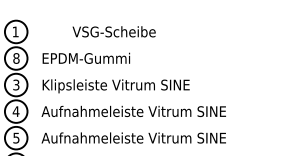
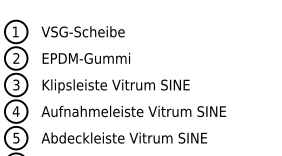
text position: (113, 31) -> (82, 31) (82, 31)
text: 8 -> 2 (16, 58)
text: Aufnahmeleiste Vitrum SINE -> Abdeckleiste Vitrum SINE (138, 137)
